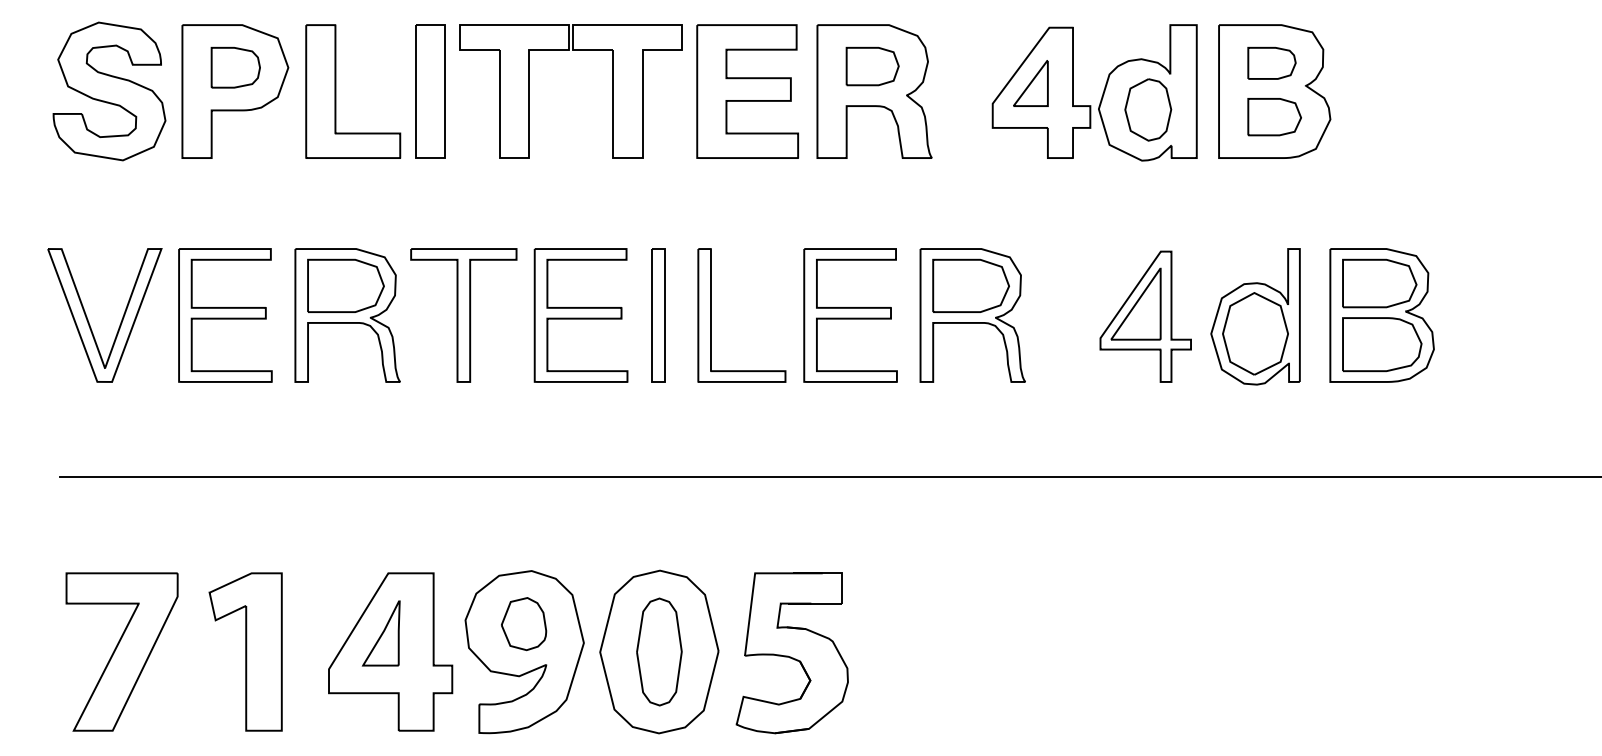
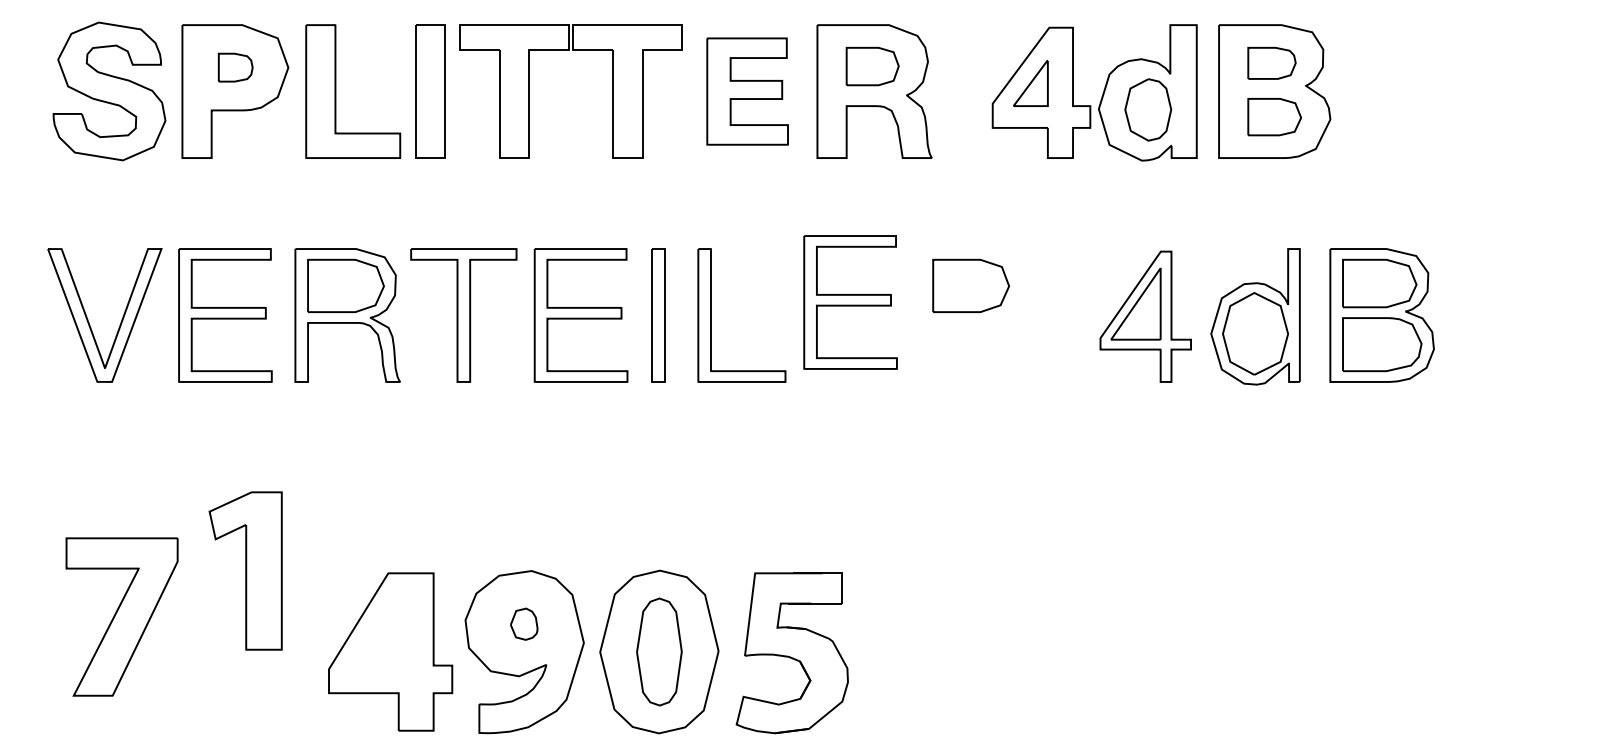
part size: 51x43 px -> 37x31 px (235, 67)
part size: 103x135 px -> 83x109 px (747, 91)
part position: (850, 315) -> (850, 302) (850, 302)
part: present -> none (972, 315)
line: present -> none (829, 476)
part size: 47x55 px -> 29x34 px (524, 623)
curve: present -> none (381, 633)
part position: (121, 651) -> (121, 616) (121, 616)
part position: (245, 651) -> (245, 570) (245, 570)
